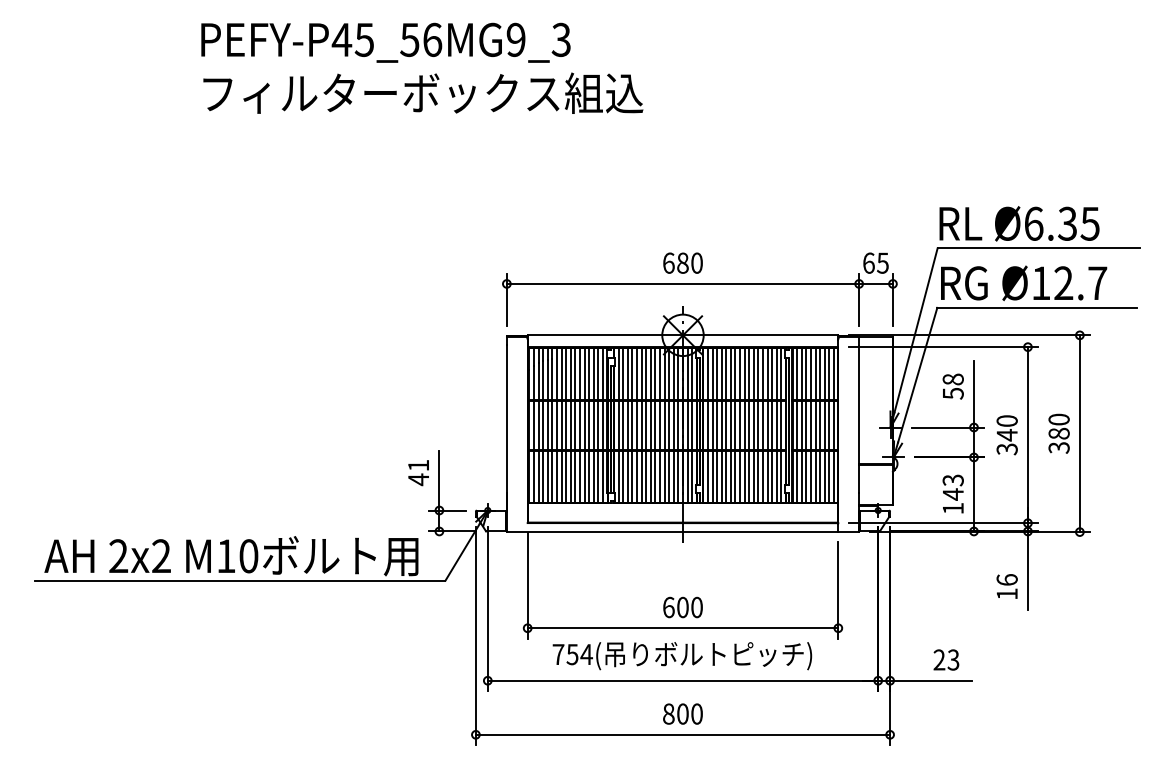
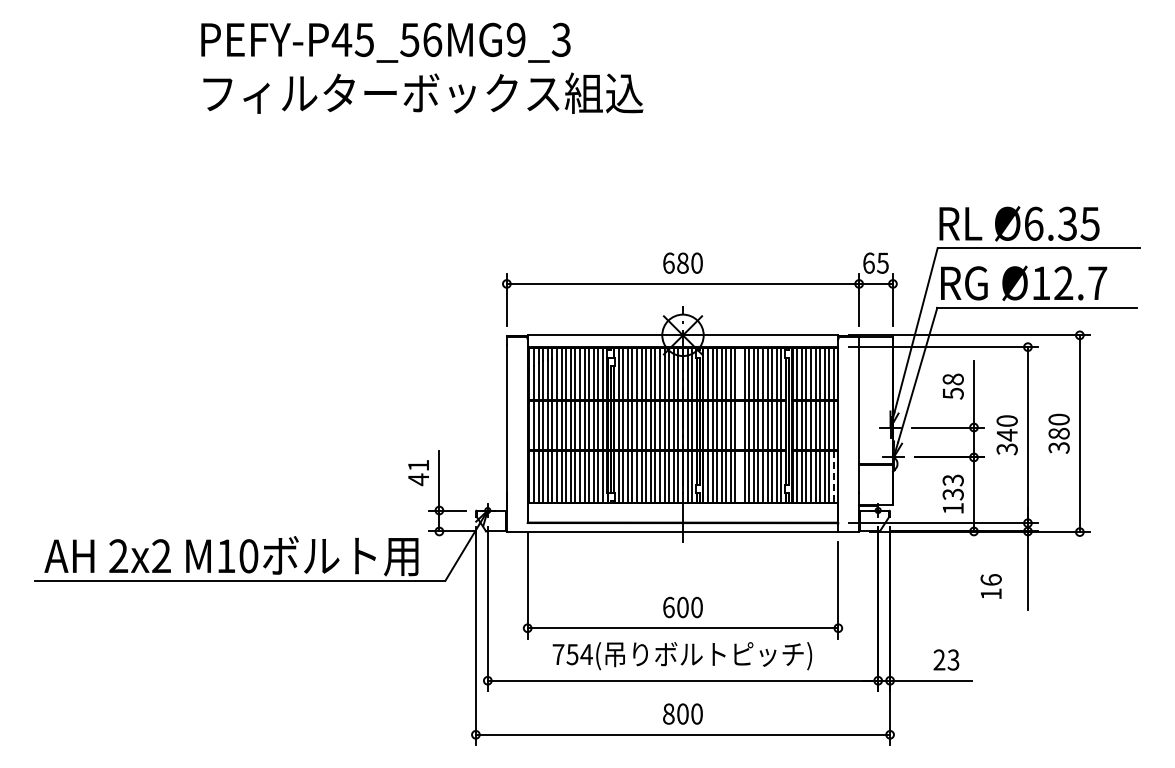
line: present -> none (740, 425)
line: solid -> dashed (833, 477)
text: 143 -> 133 (952, 494)
text position: (1006, 586) -> (990, 586) (990, 586)
